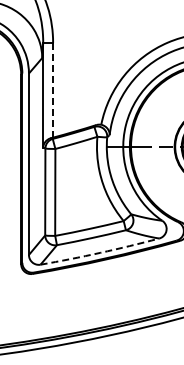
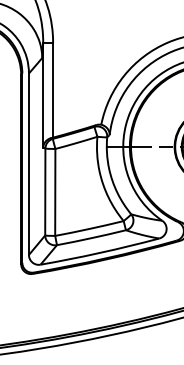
line: dashed -> solid (53, 89)
arc: dashed -> solid (100, 252)
